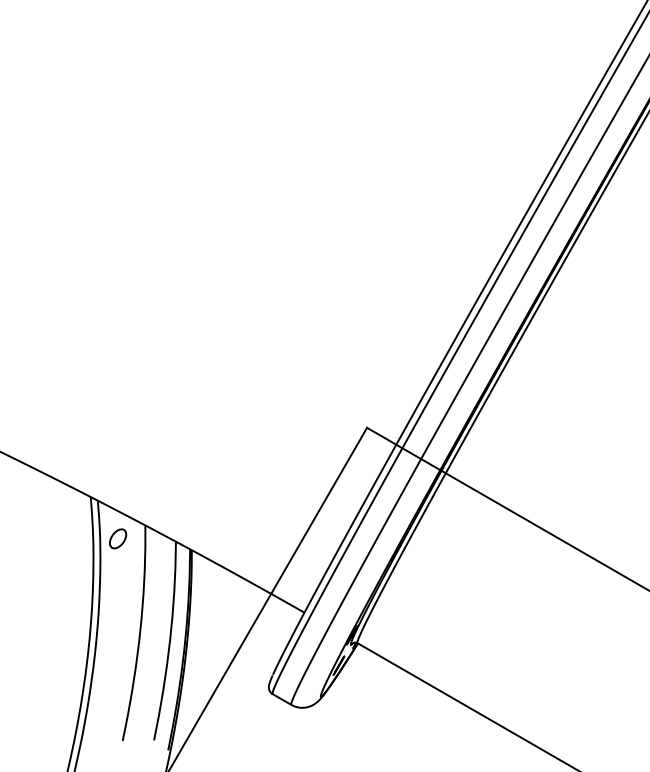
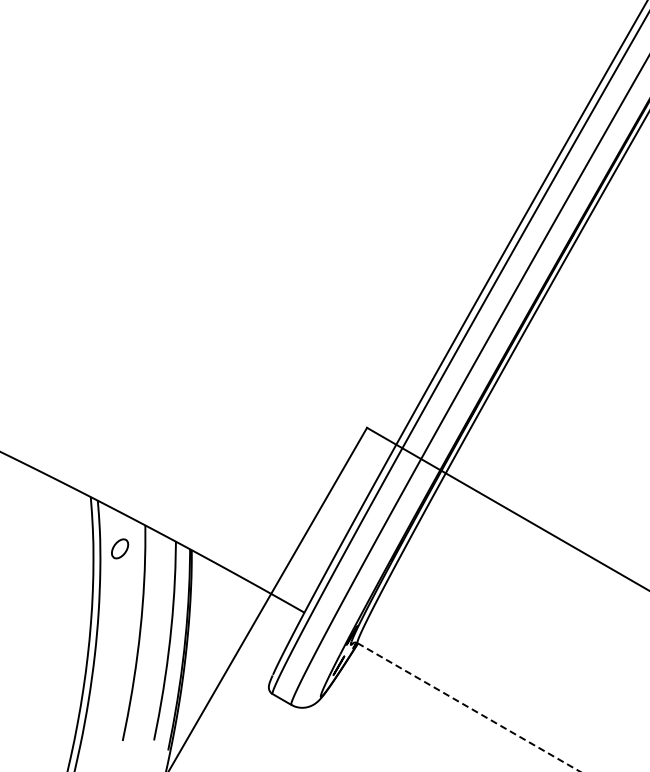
part position: (118, 538) -> (120, 548) (120, 548)
line: solid -> dashed (469, 707)
